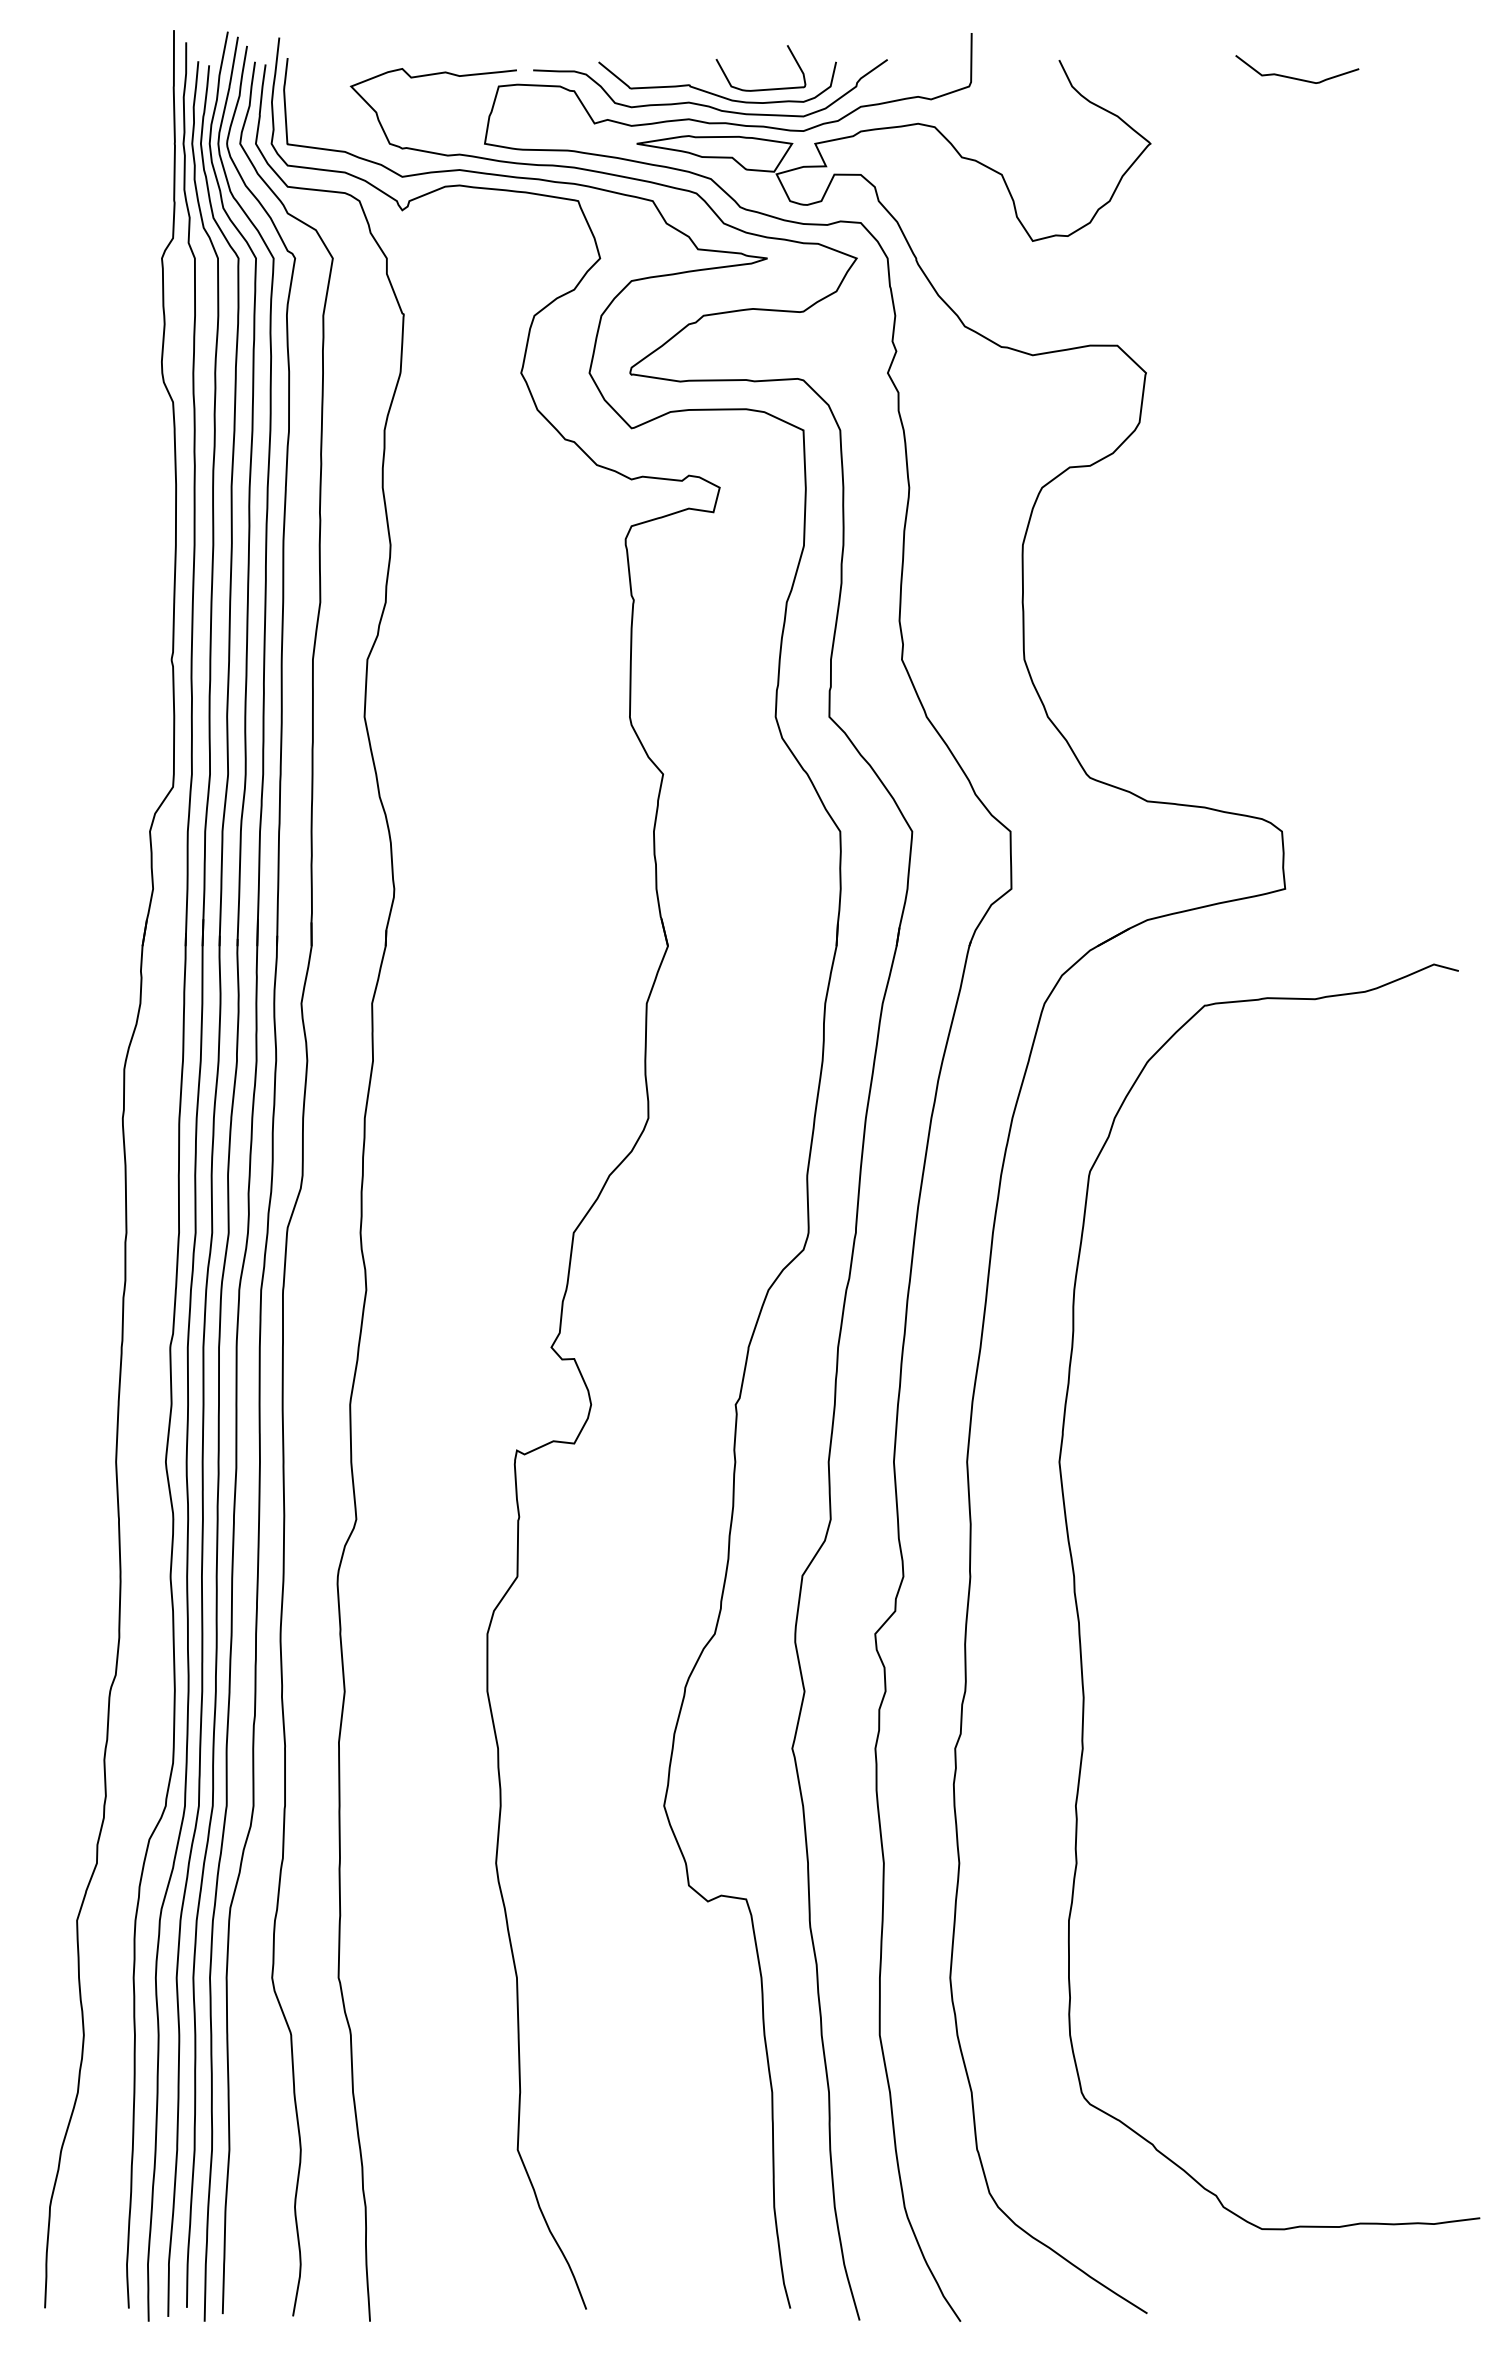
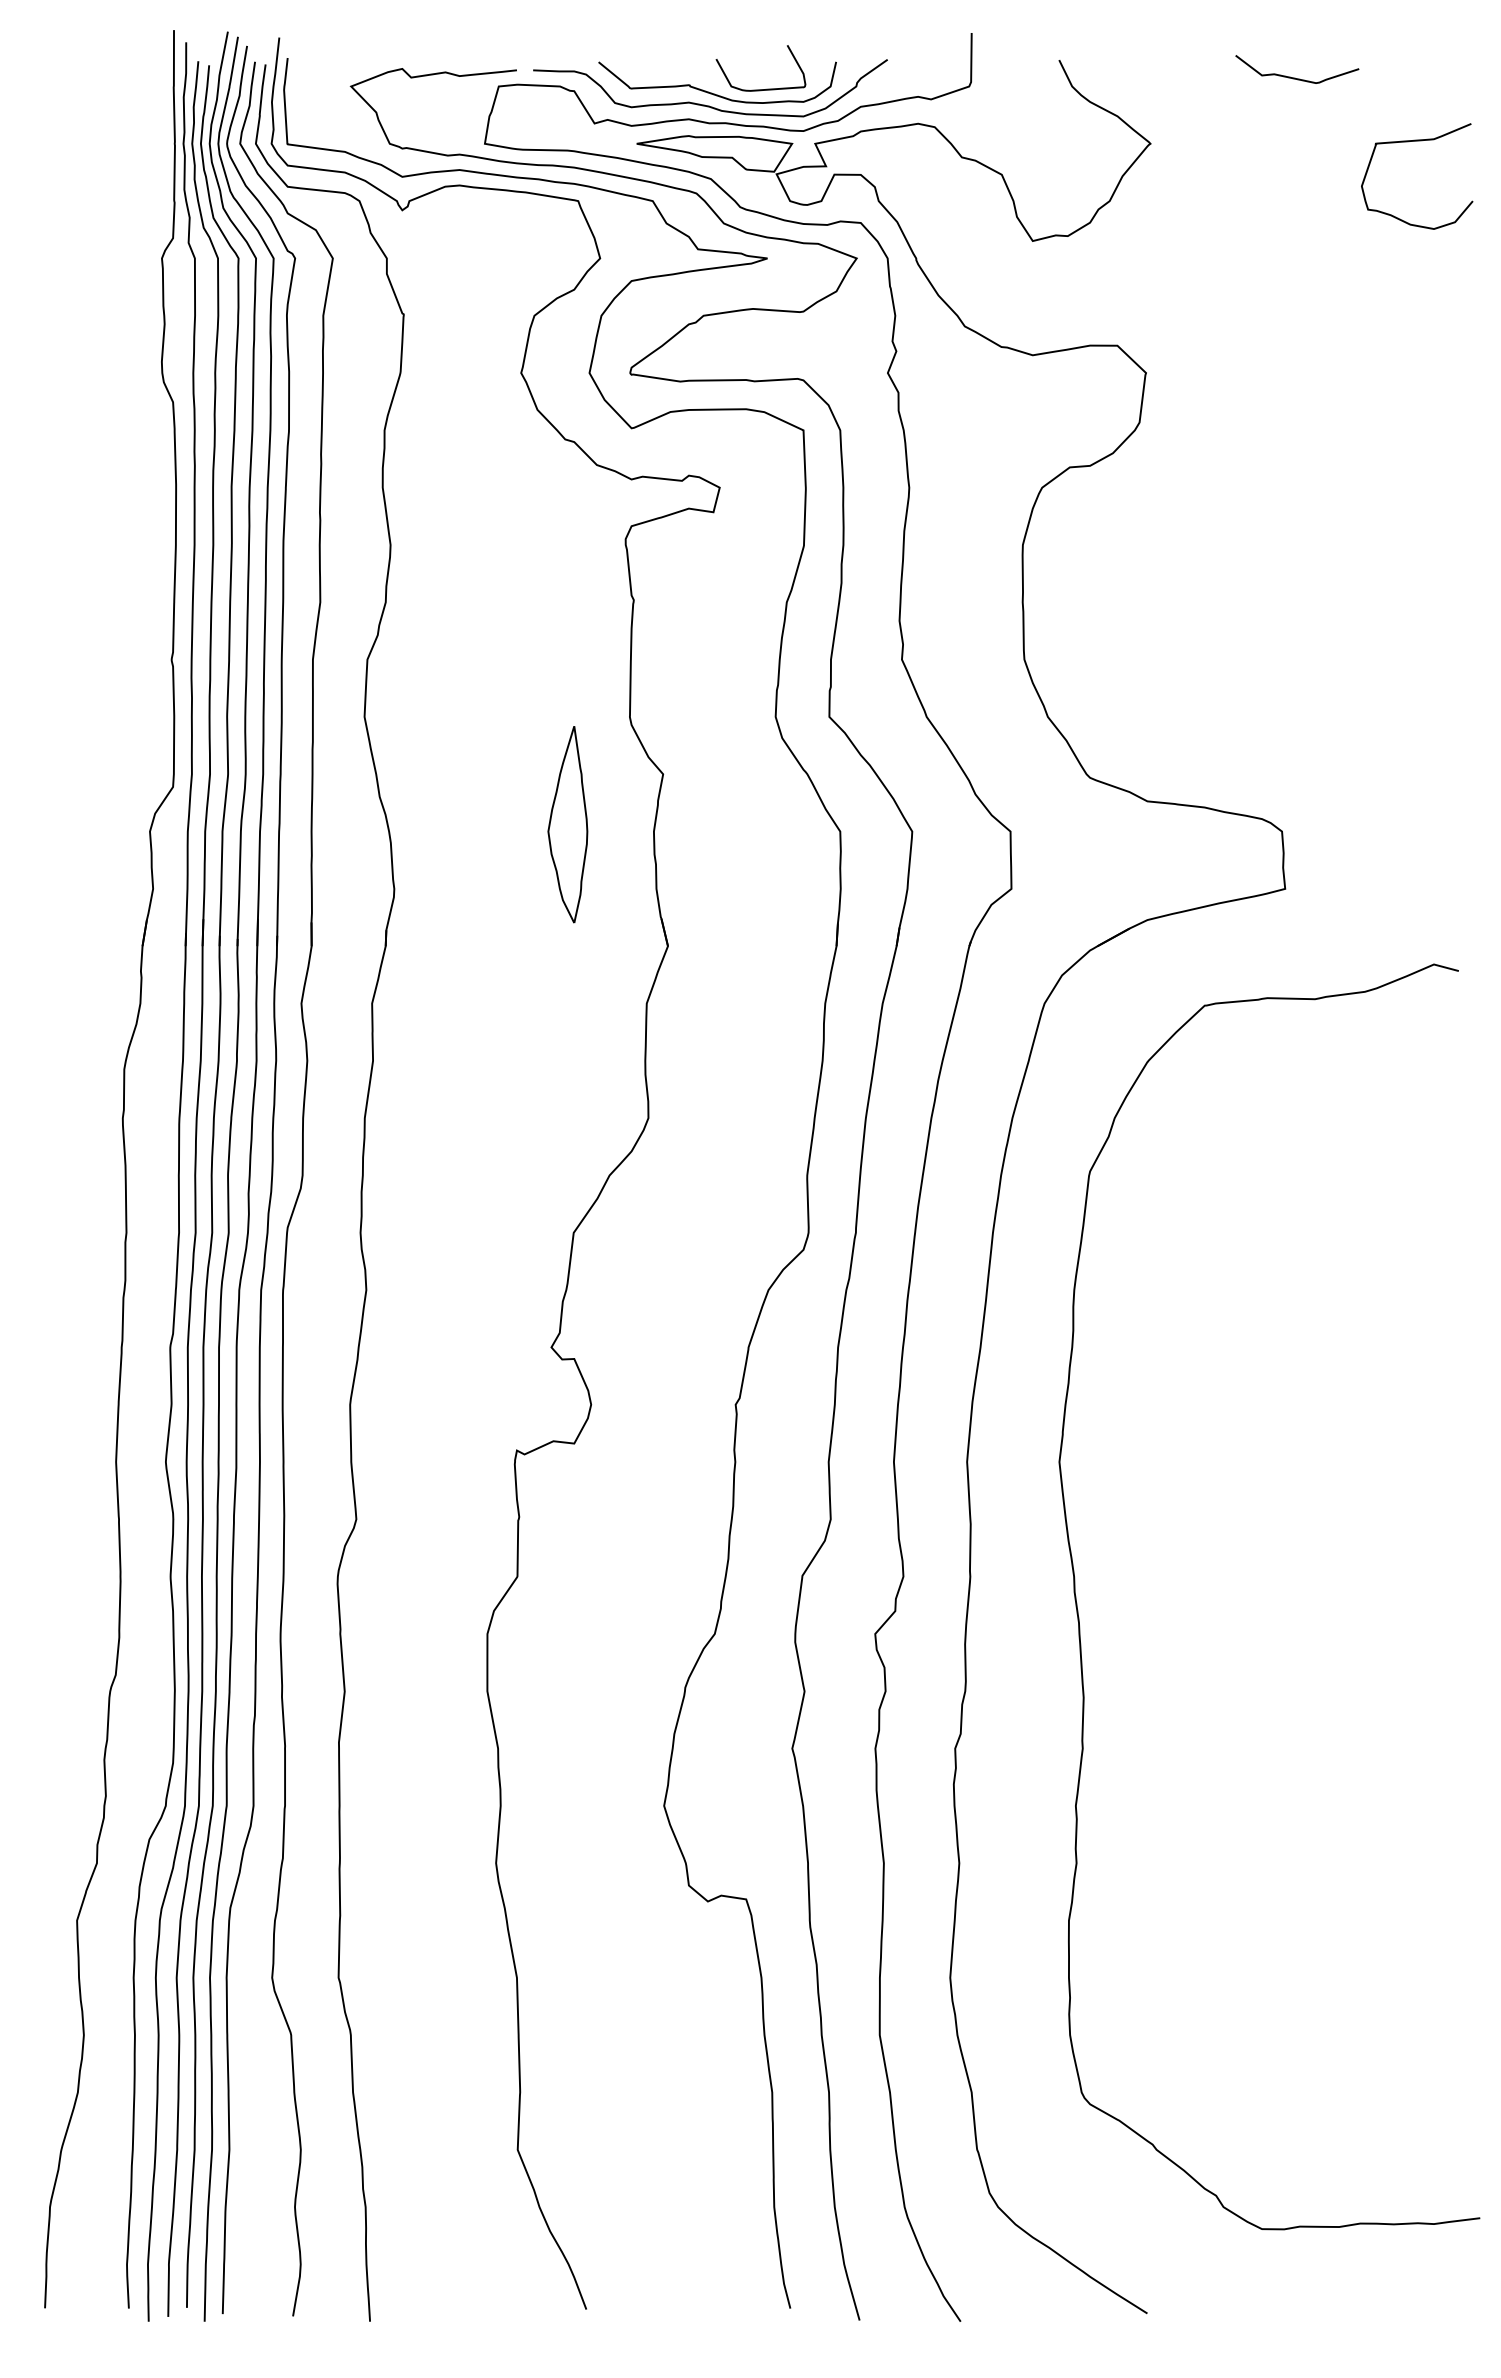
curve: none -> present (1417, 141)
part: none -> present (567, 824)
